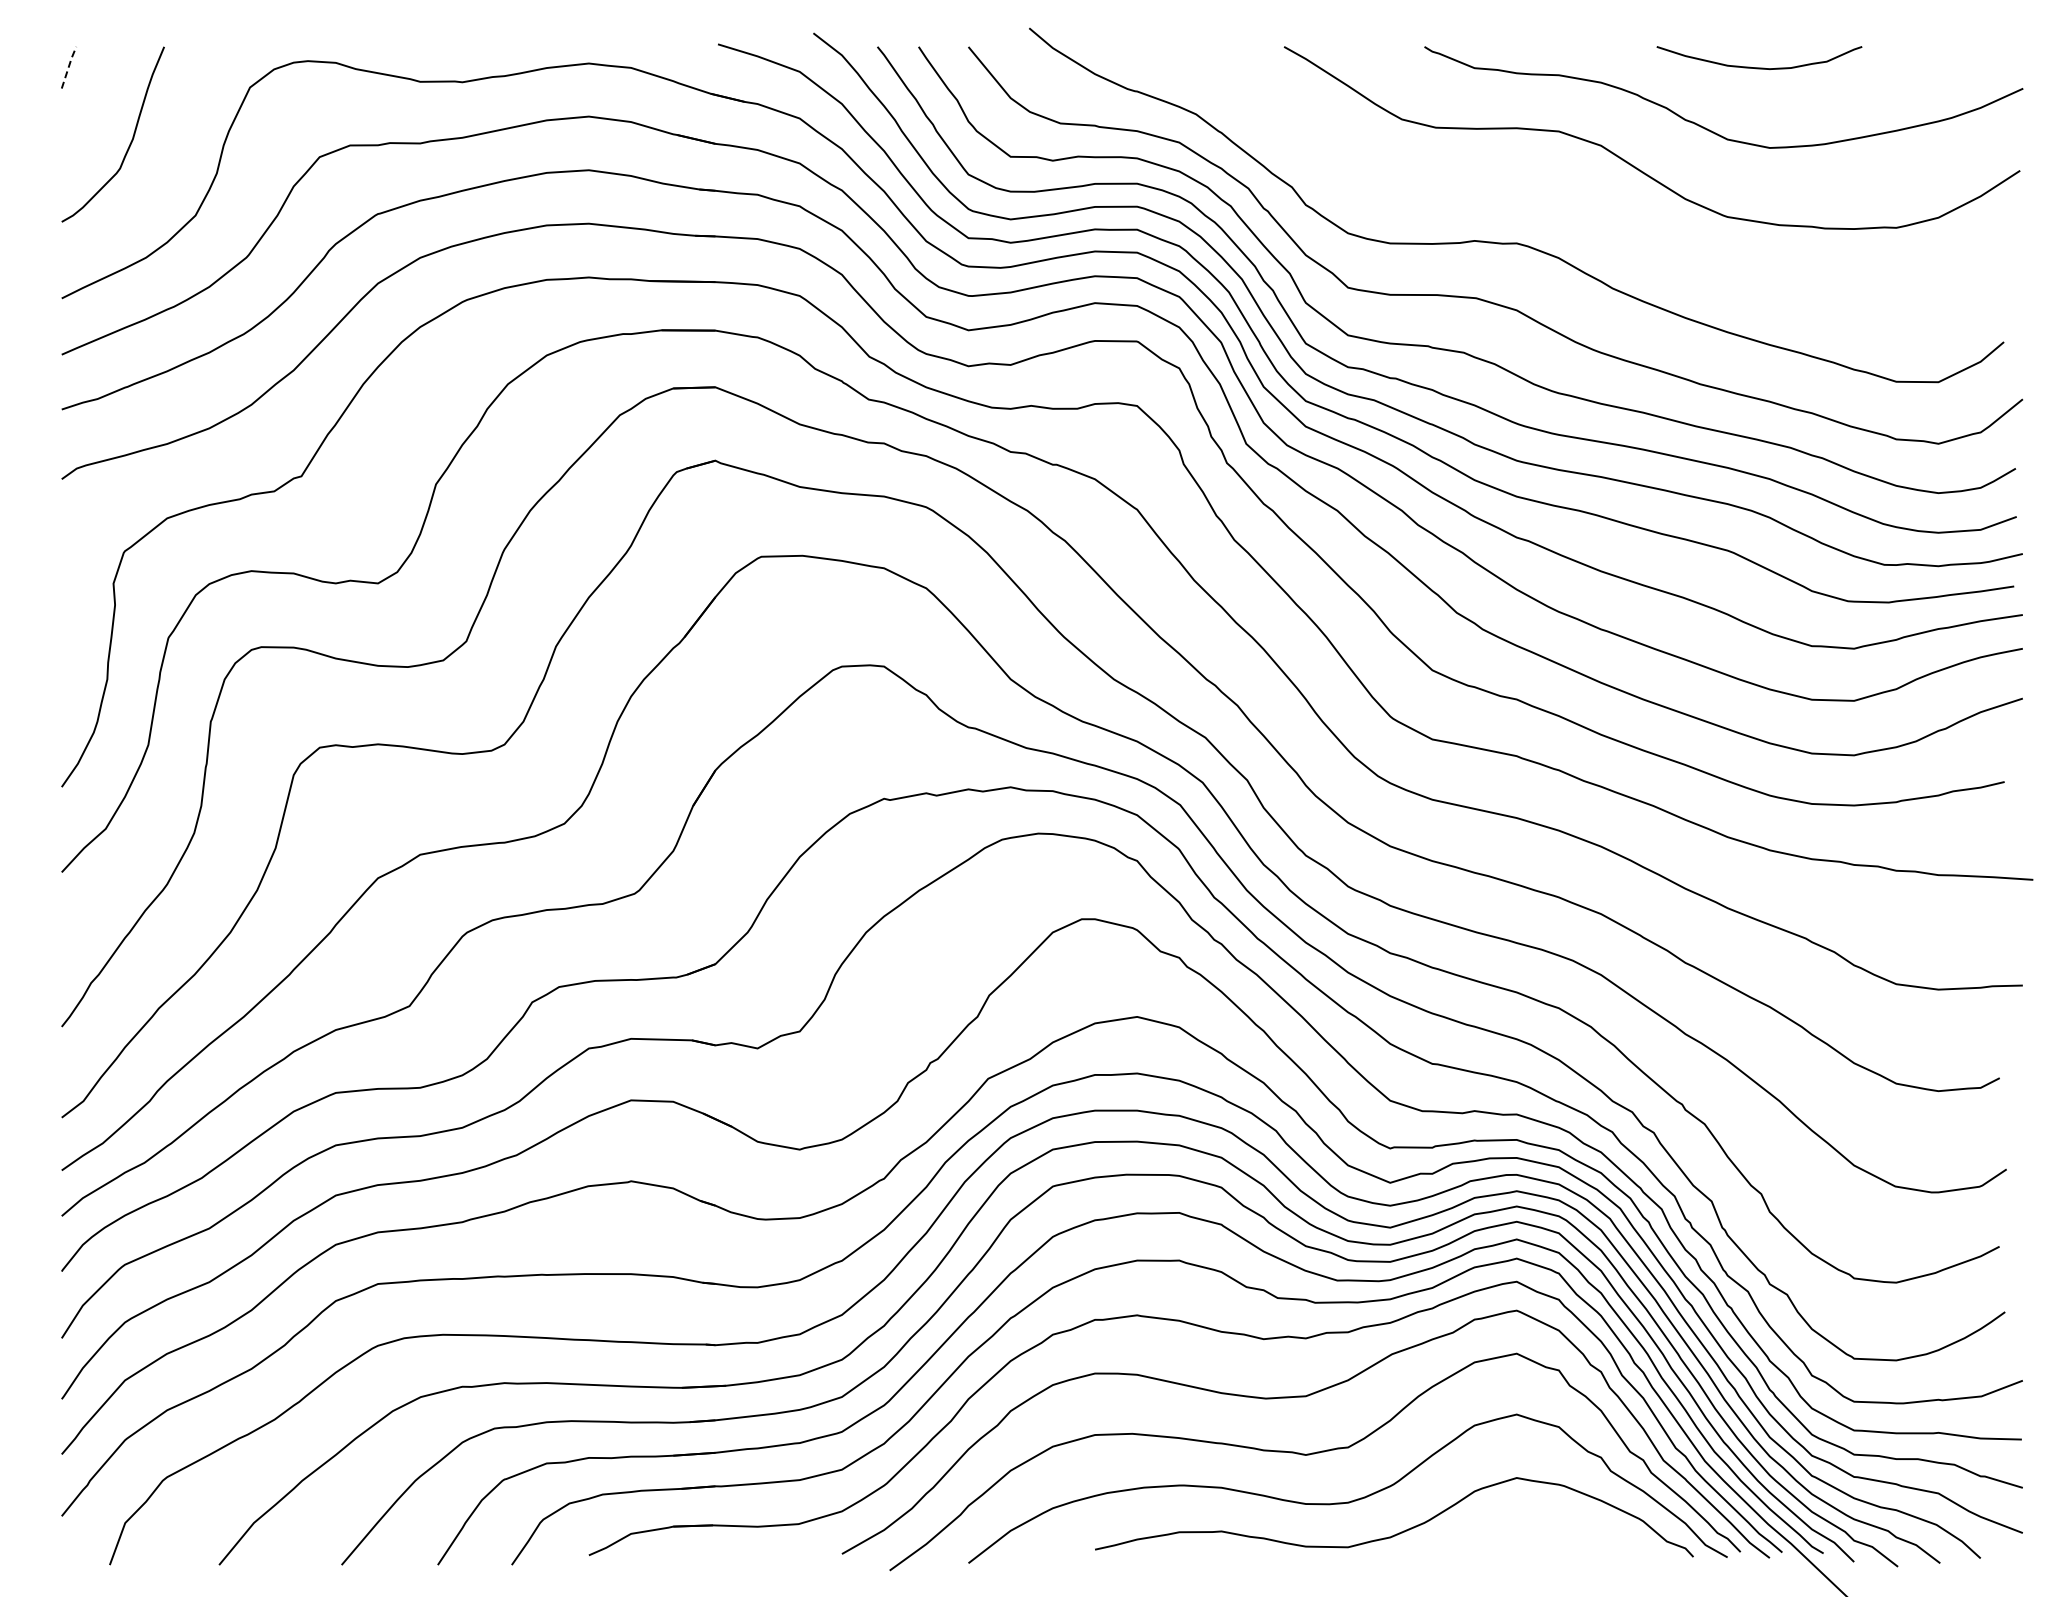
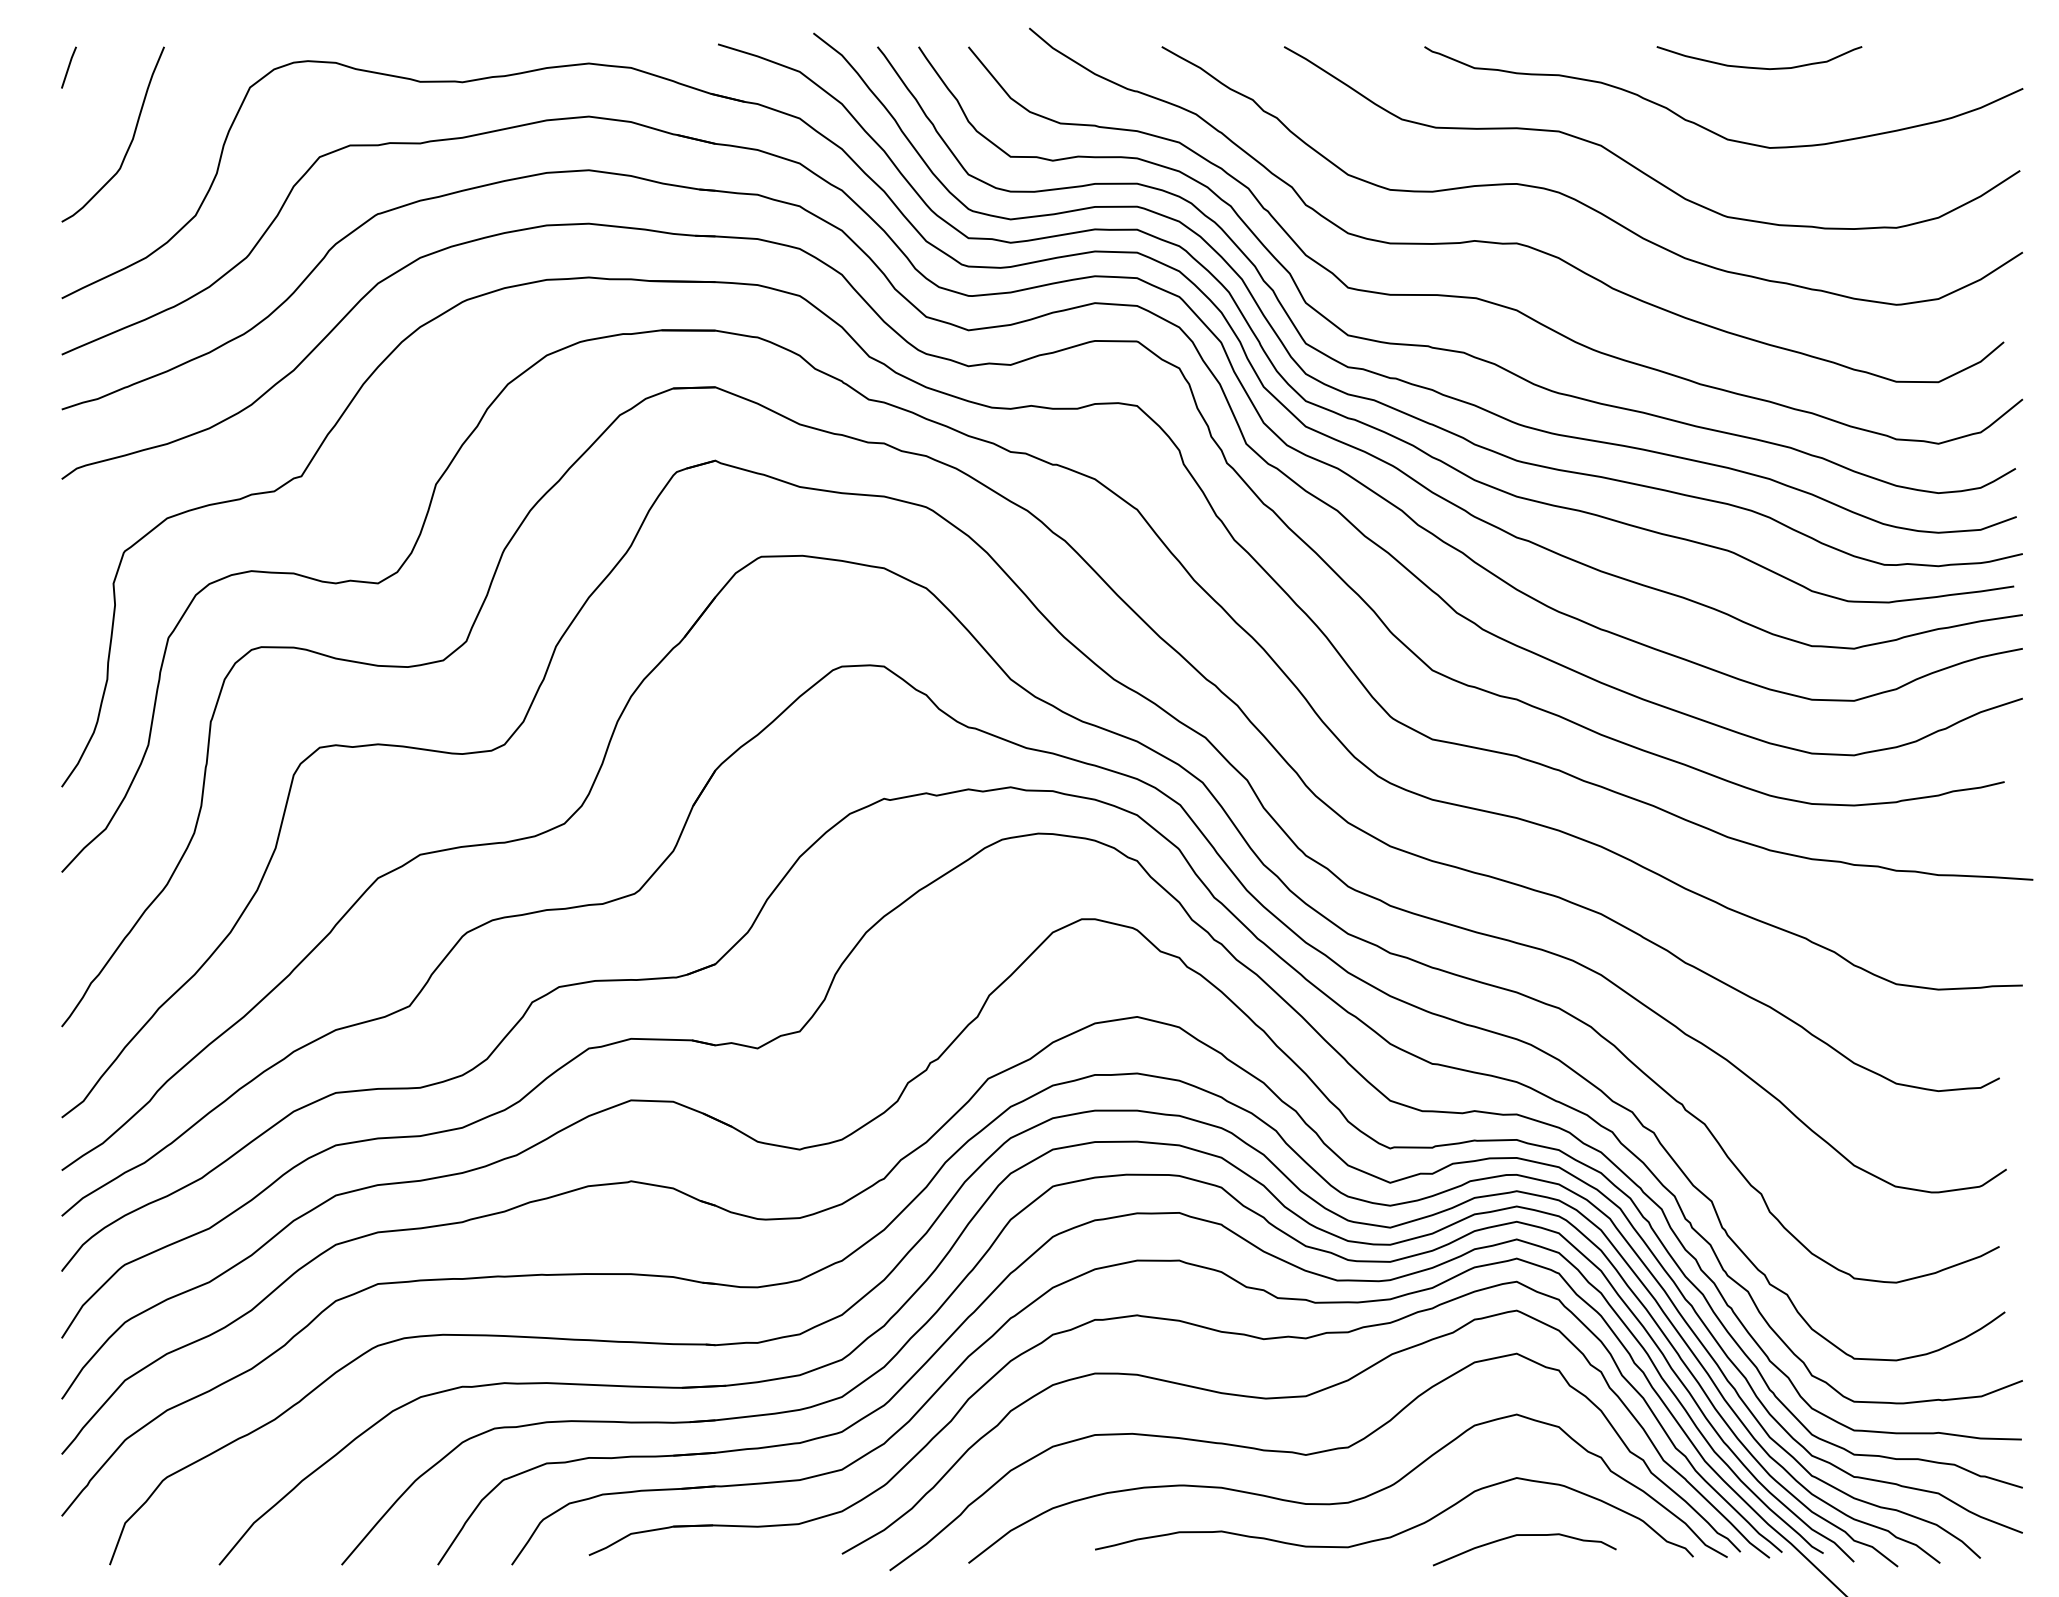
line: dashed -> solid (68, 67)
curve: none -> present (1579, 200)
curve: none -> present (1524, 1535)
